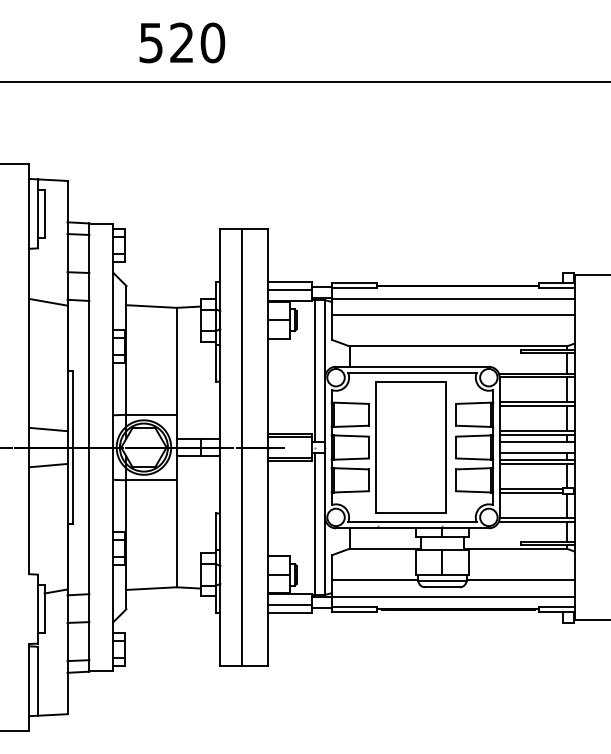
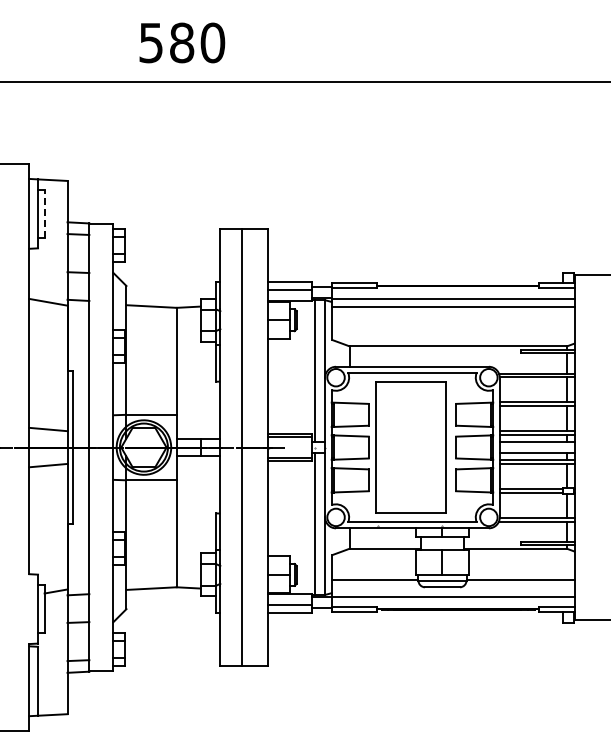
text: 520 -> 580 (182, 42)
line: solid -> dashed (44, 213)
line position: (453, 314) -> (453, 306) (453, 306)
